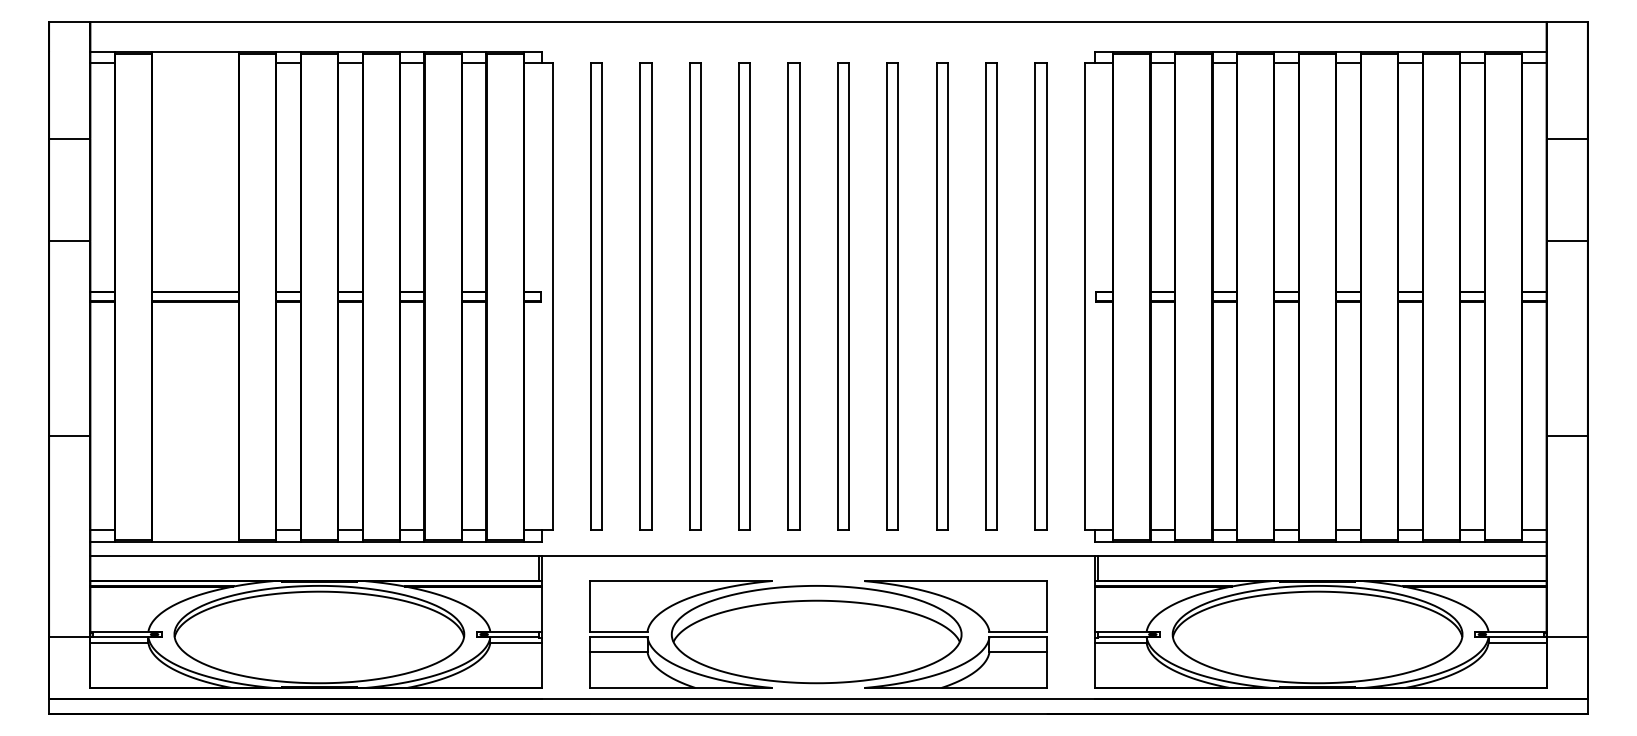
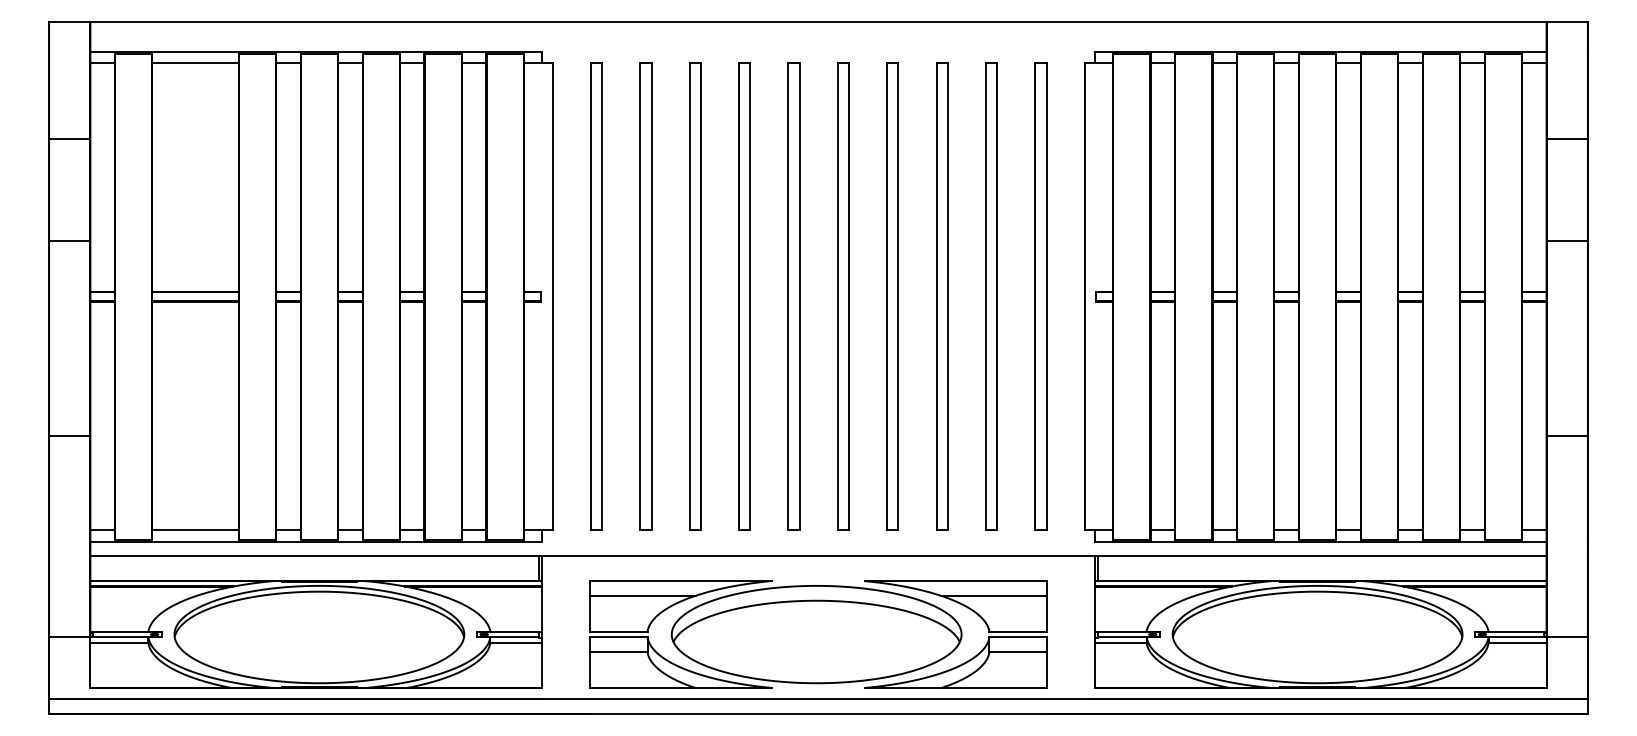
line: none -> present (195, 63)
line: none -> present (195, 530)
line: none -> present (642, 595)
line: none -> present (994, 595)
